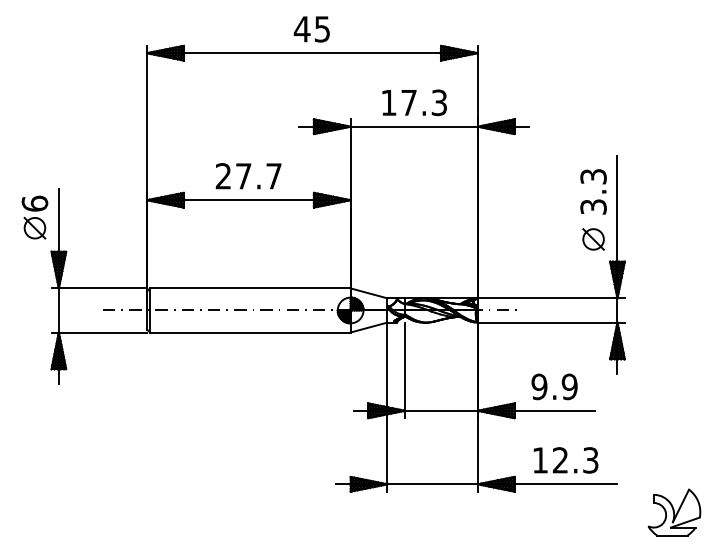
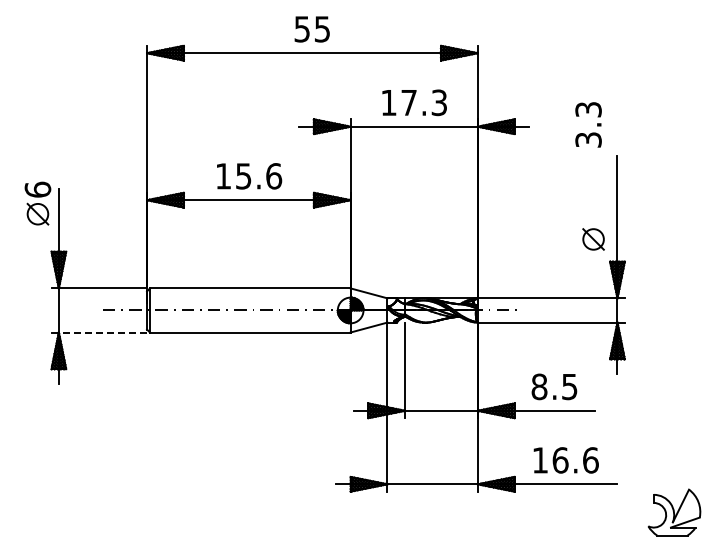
text: 45 -> 55 (301, 29)
text: 27.7 -> 15.6 (248, 176)
text position: (593, 191) -> (588, 124) (588, 124)
part position: (34, 217) -> (37, 203) (37, 203)
line: solid -> dashed (102, 332)
text: 9.9 -> 8.5 (554, 386)
text: 12.3 -> 16.6 (575, 460)
